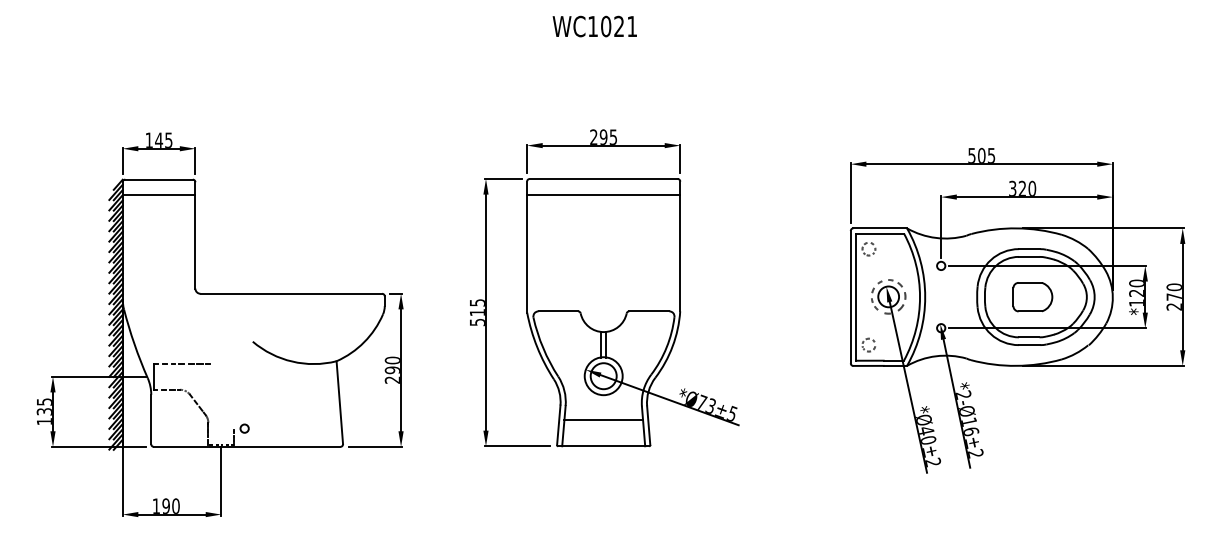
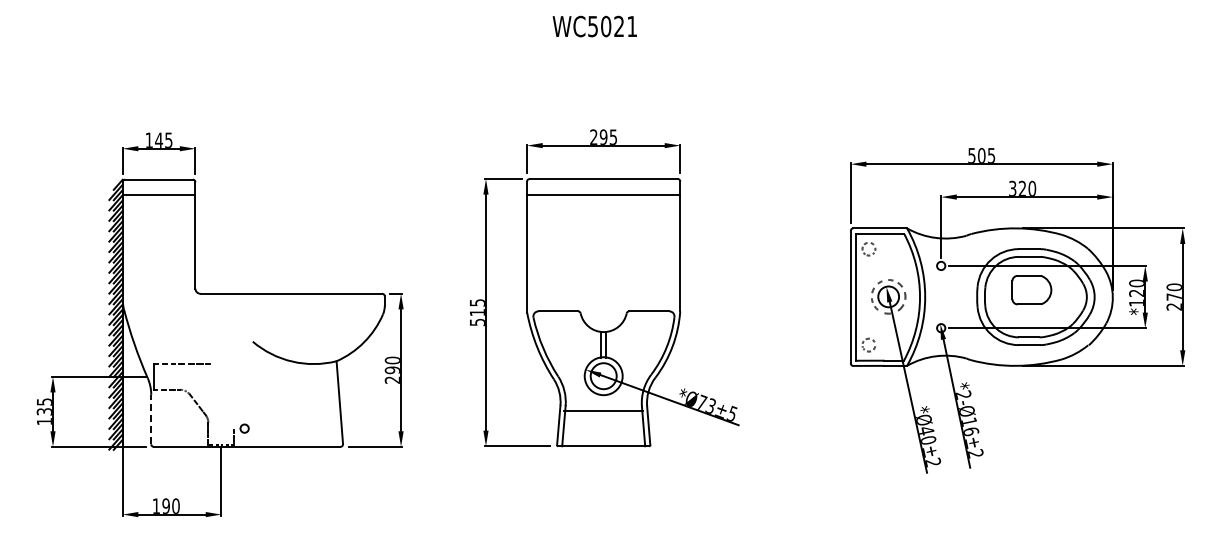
text: WC1021 -> WC5021 (592, 26)
part position: (1032, 297) -> (1031, 290) (1031, 290)
line: solid -> dashed (151, 419)
line position: (603, 420) -> (603, 411) (603, 411)
